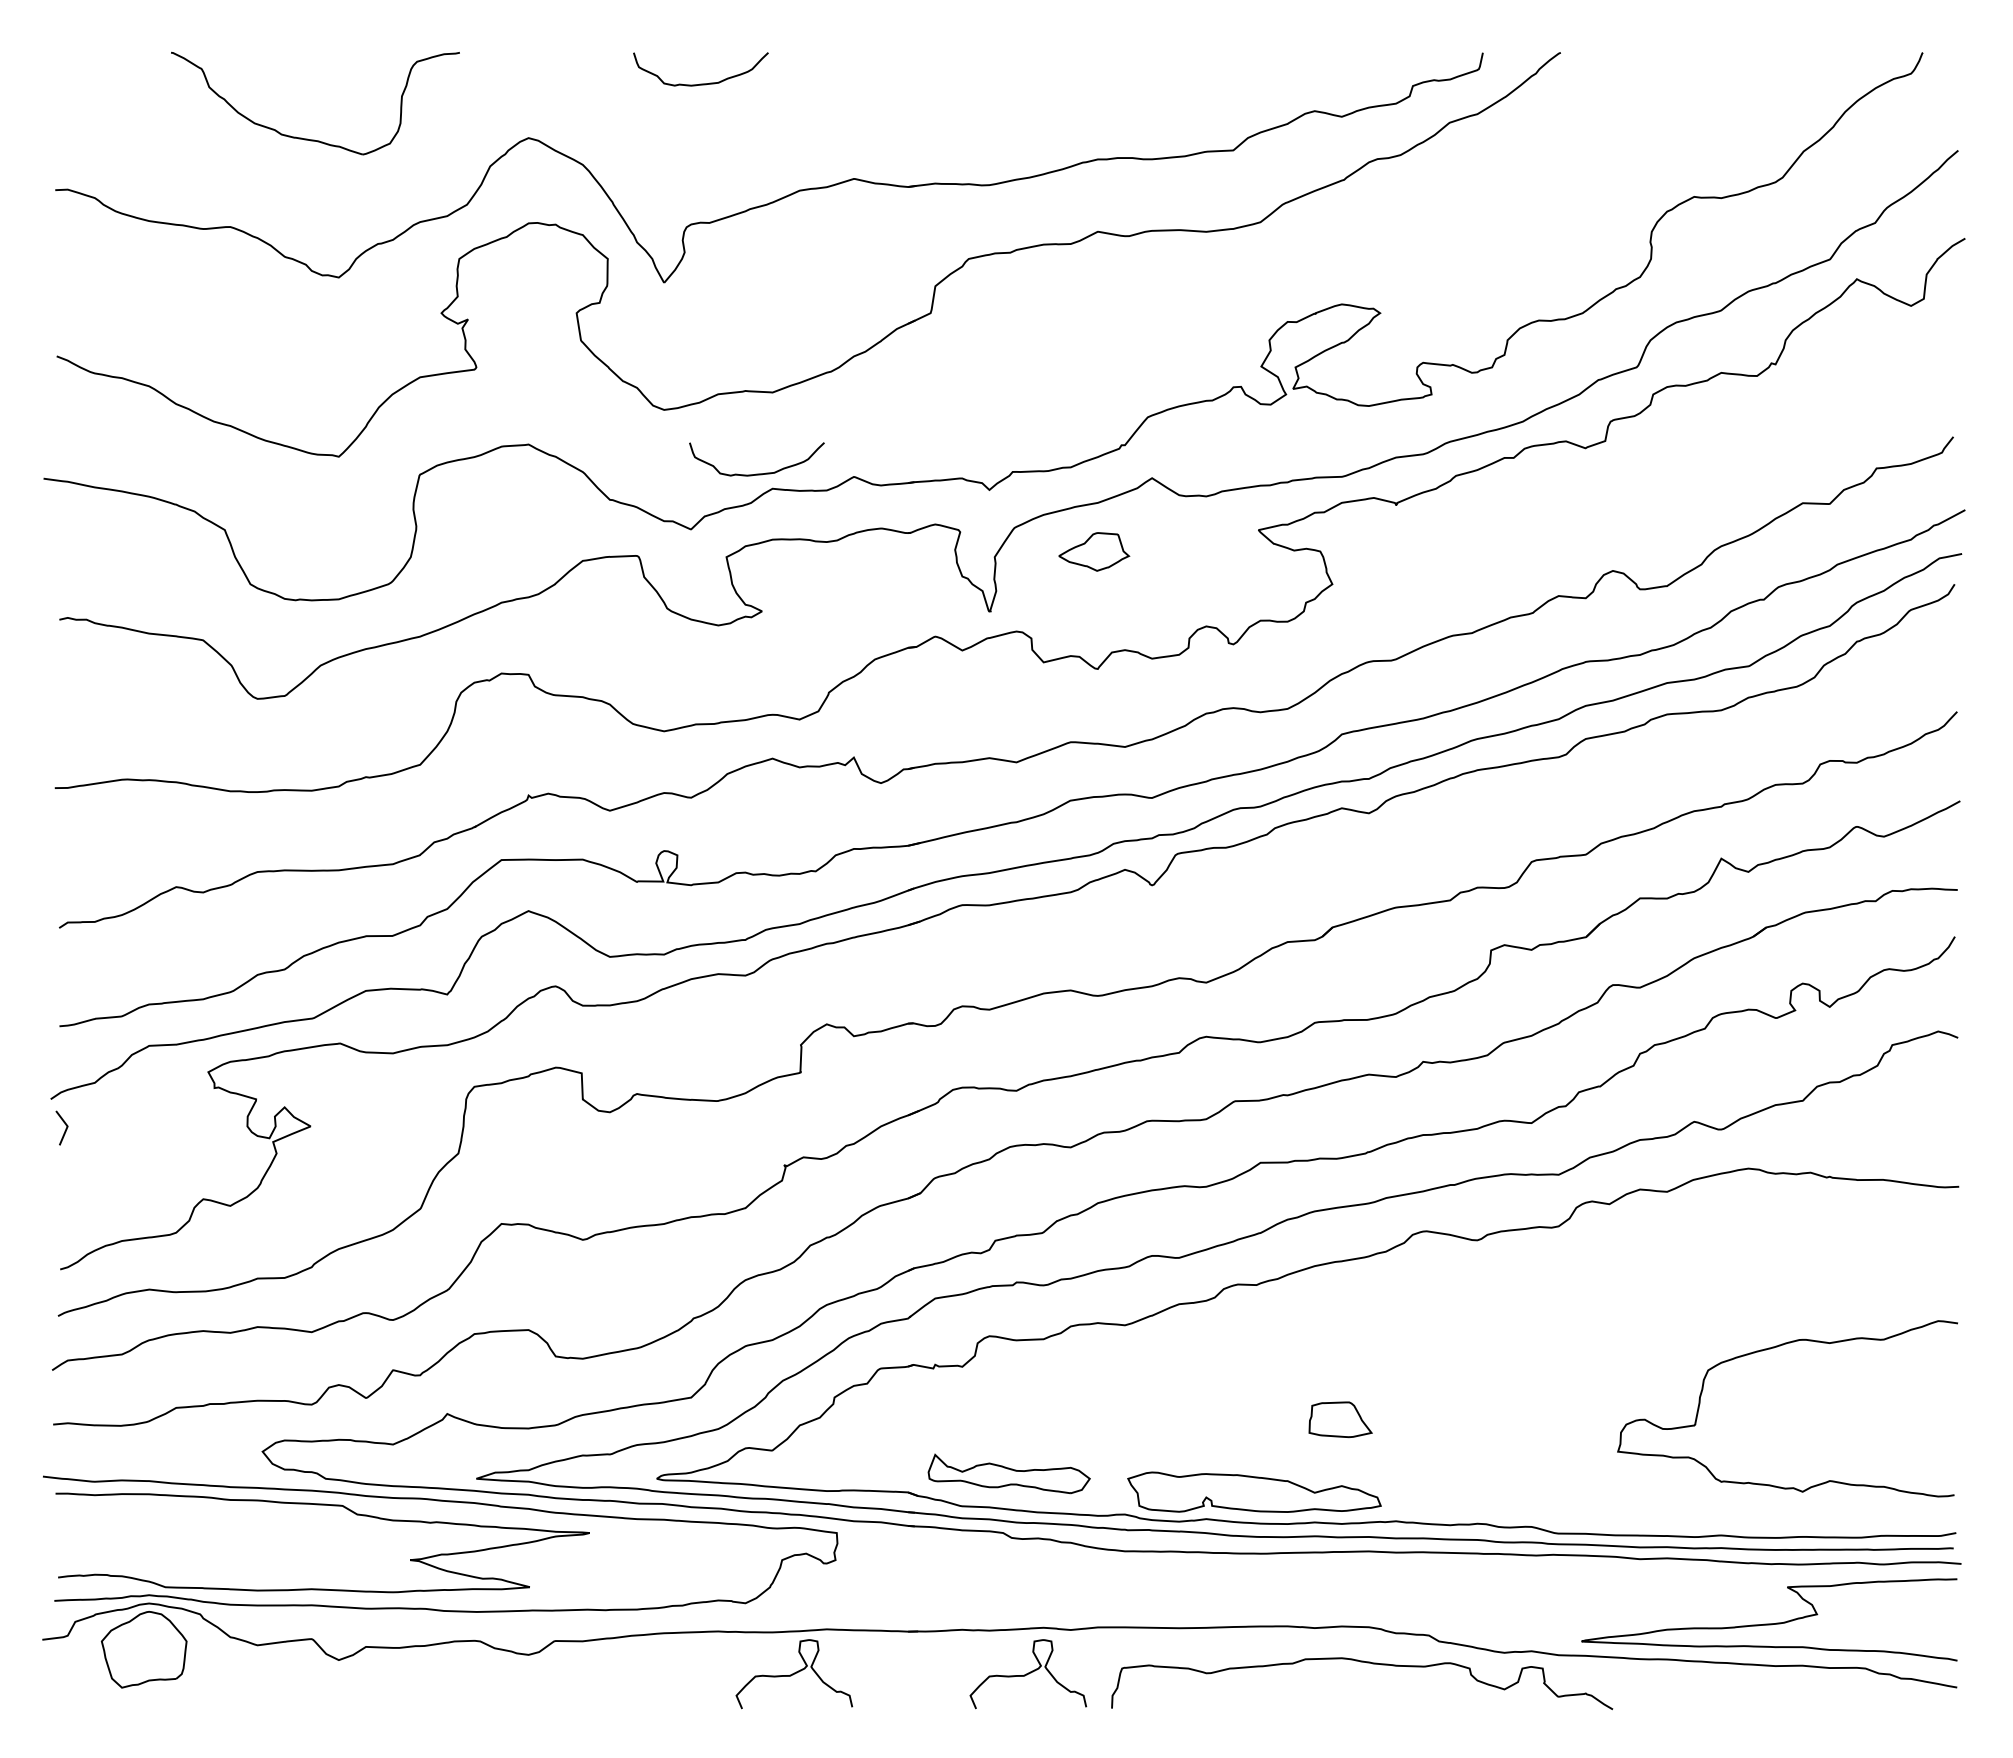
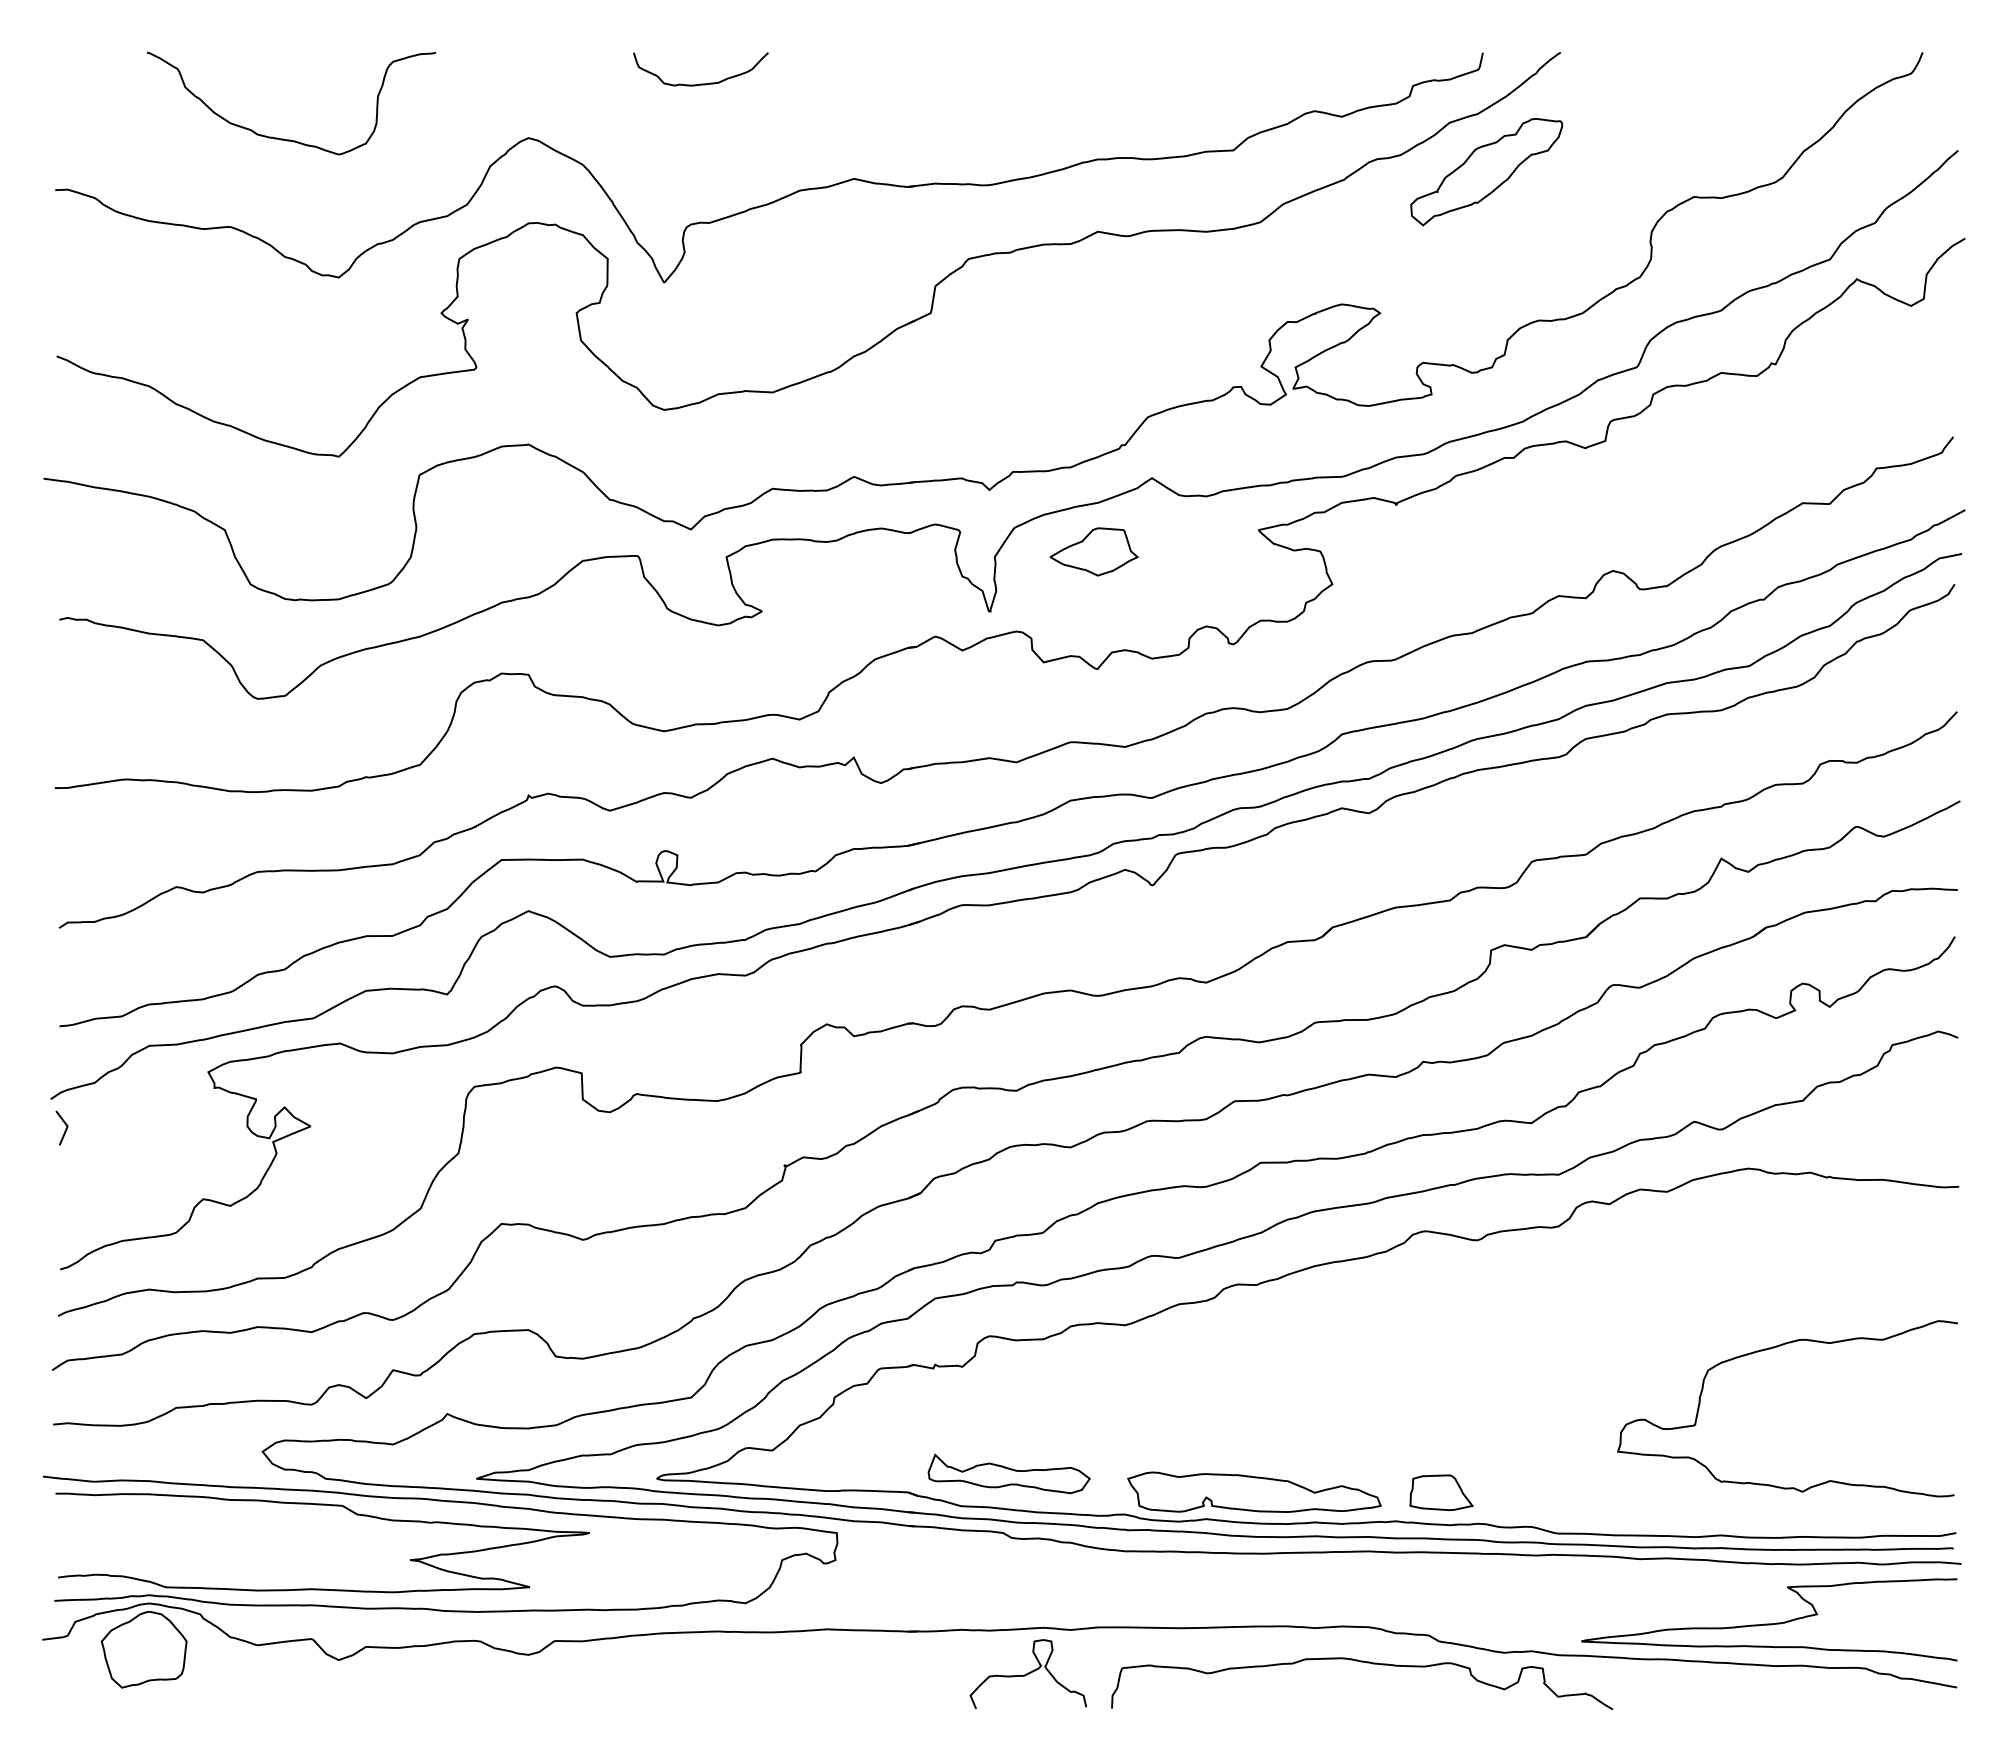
part position: (307, 138) -> (283, 138) (283, 138)
part: none -> present (1486, 172)
curve: present -> none (756, 473)
part size: 73x40 px -> 90x50 px (1093, 551)
part position: (1340, 1419) -> (1441, 1492) (1441, 1492)
curve: present -> none (794, 1674)
